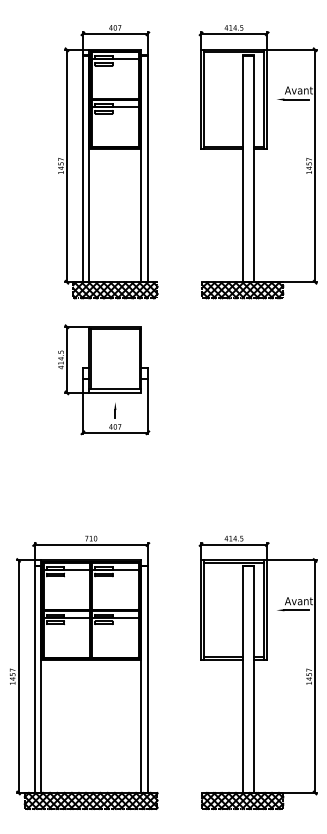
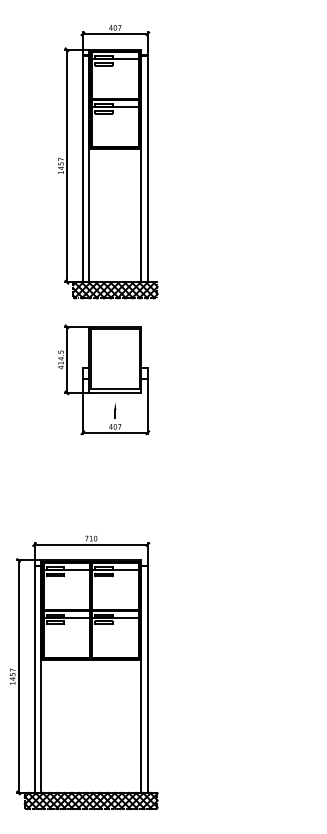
part: present -> none (257, 162)
part: present -> none (257, 672)
